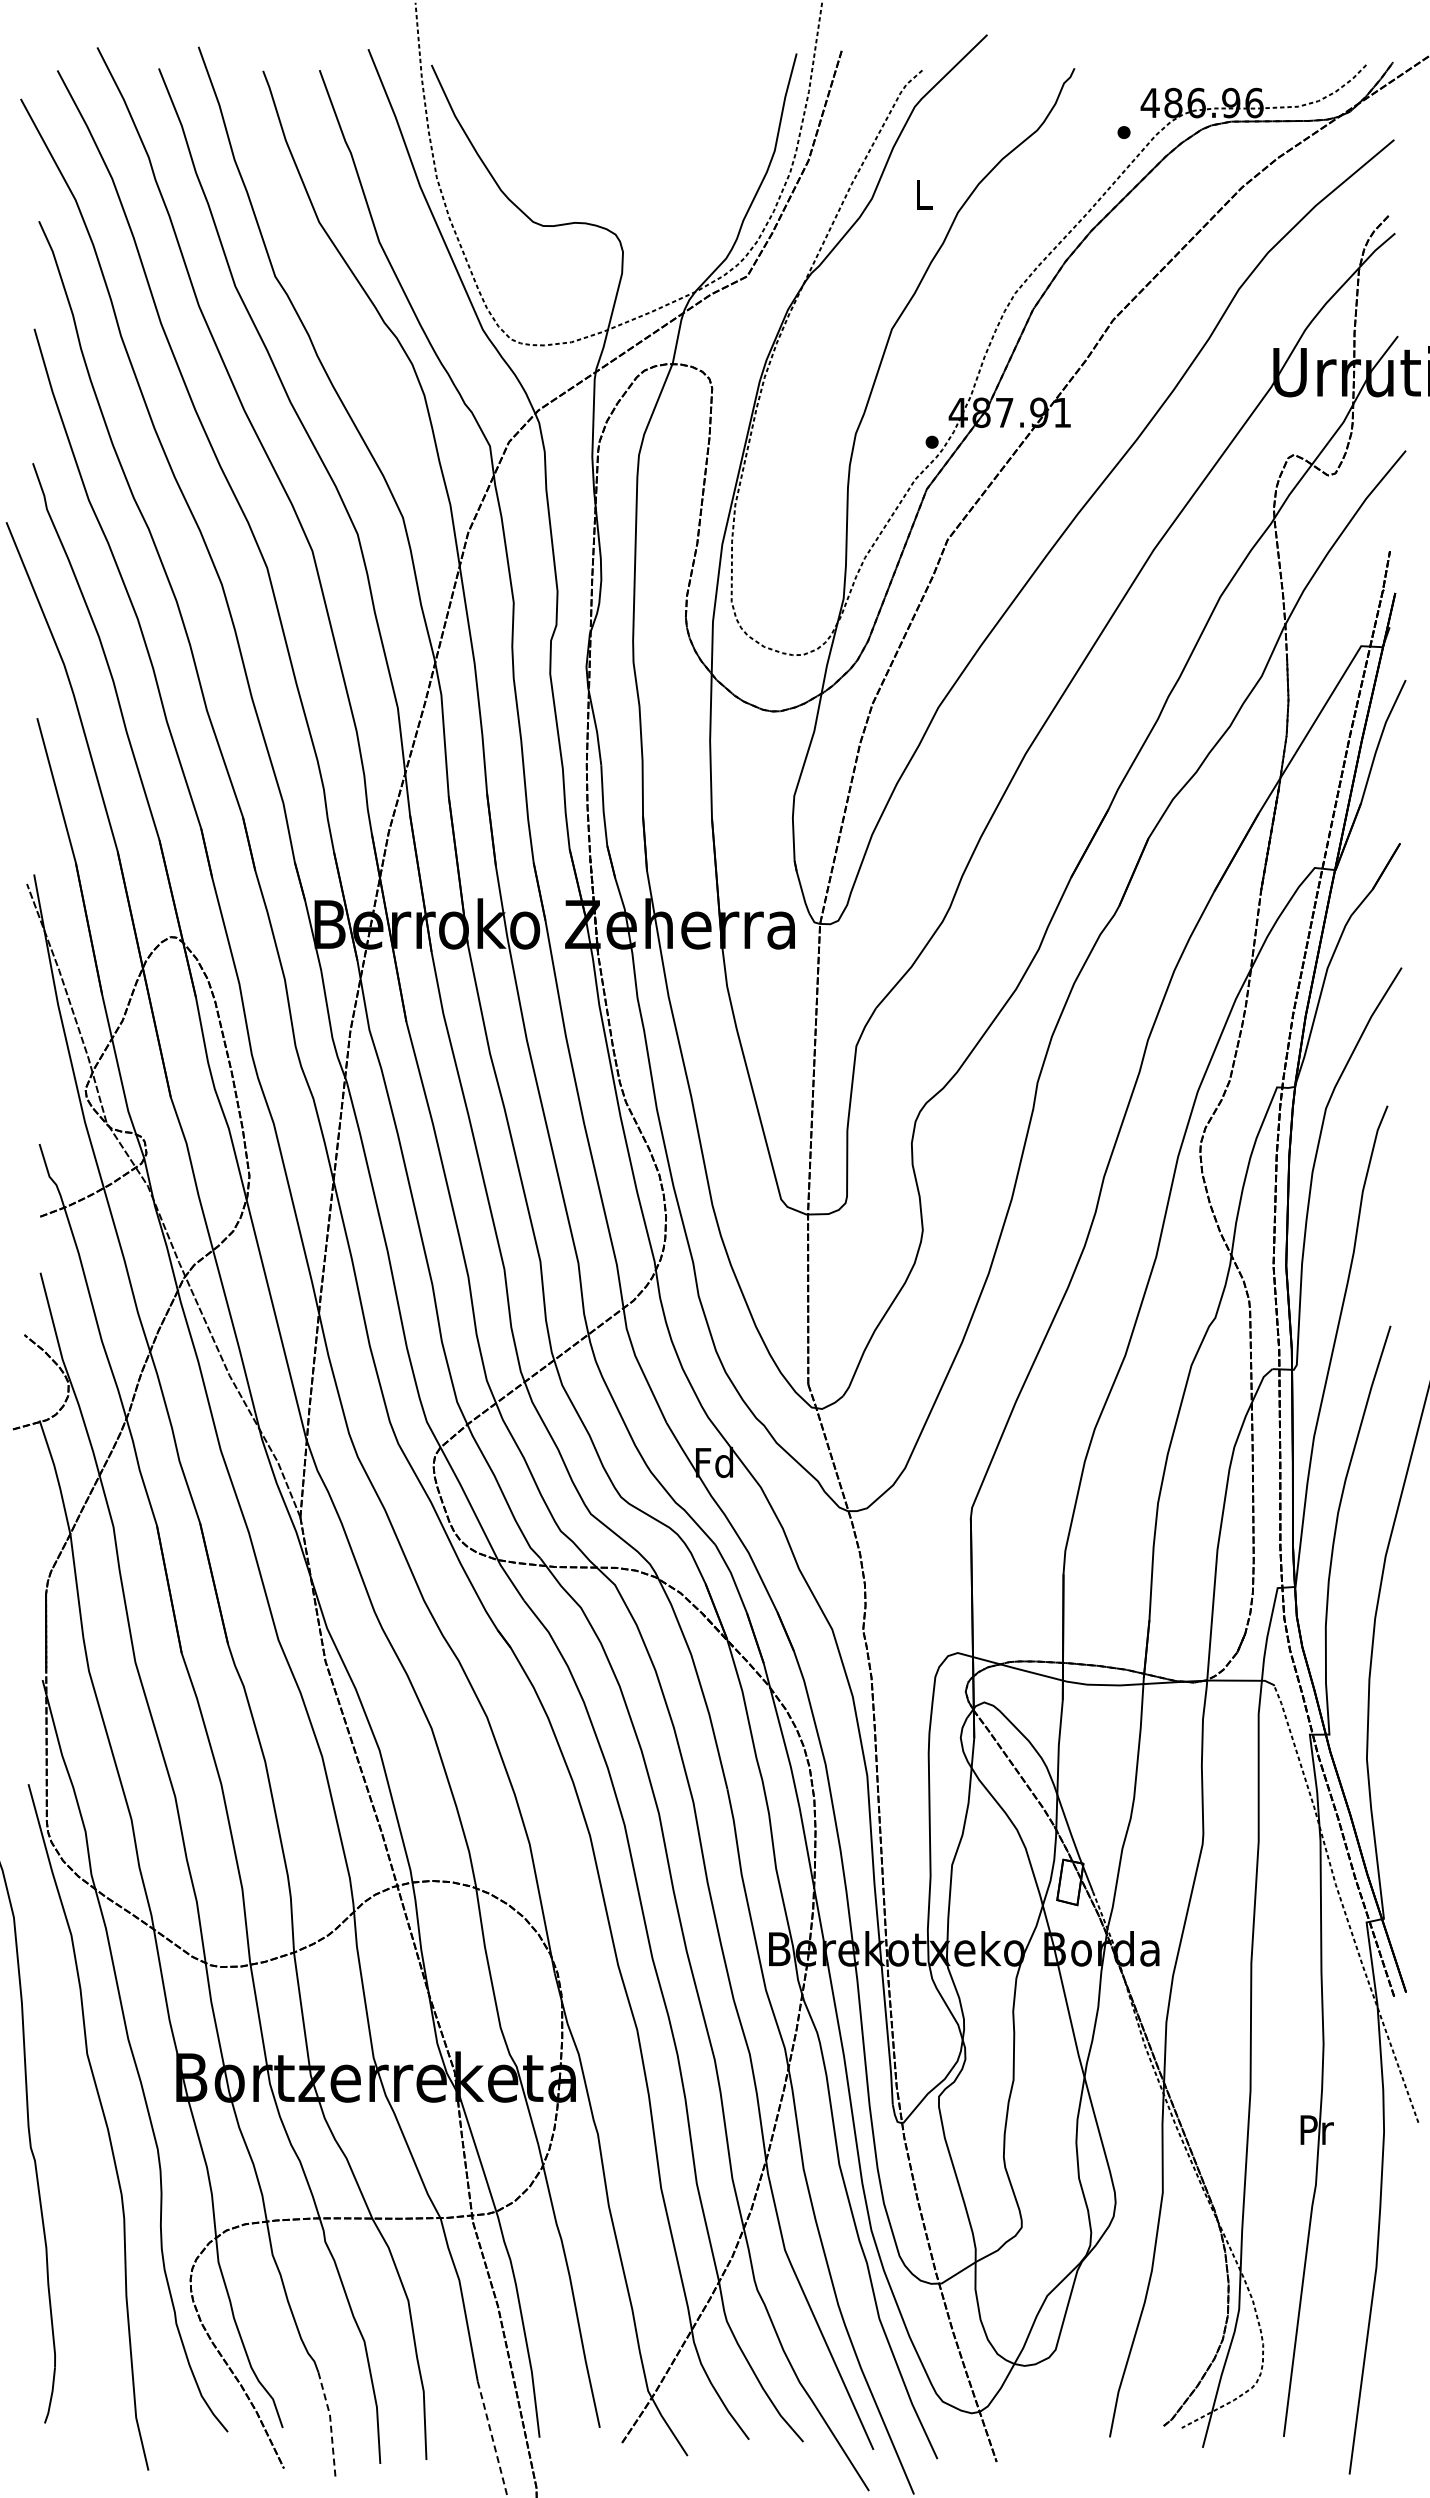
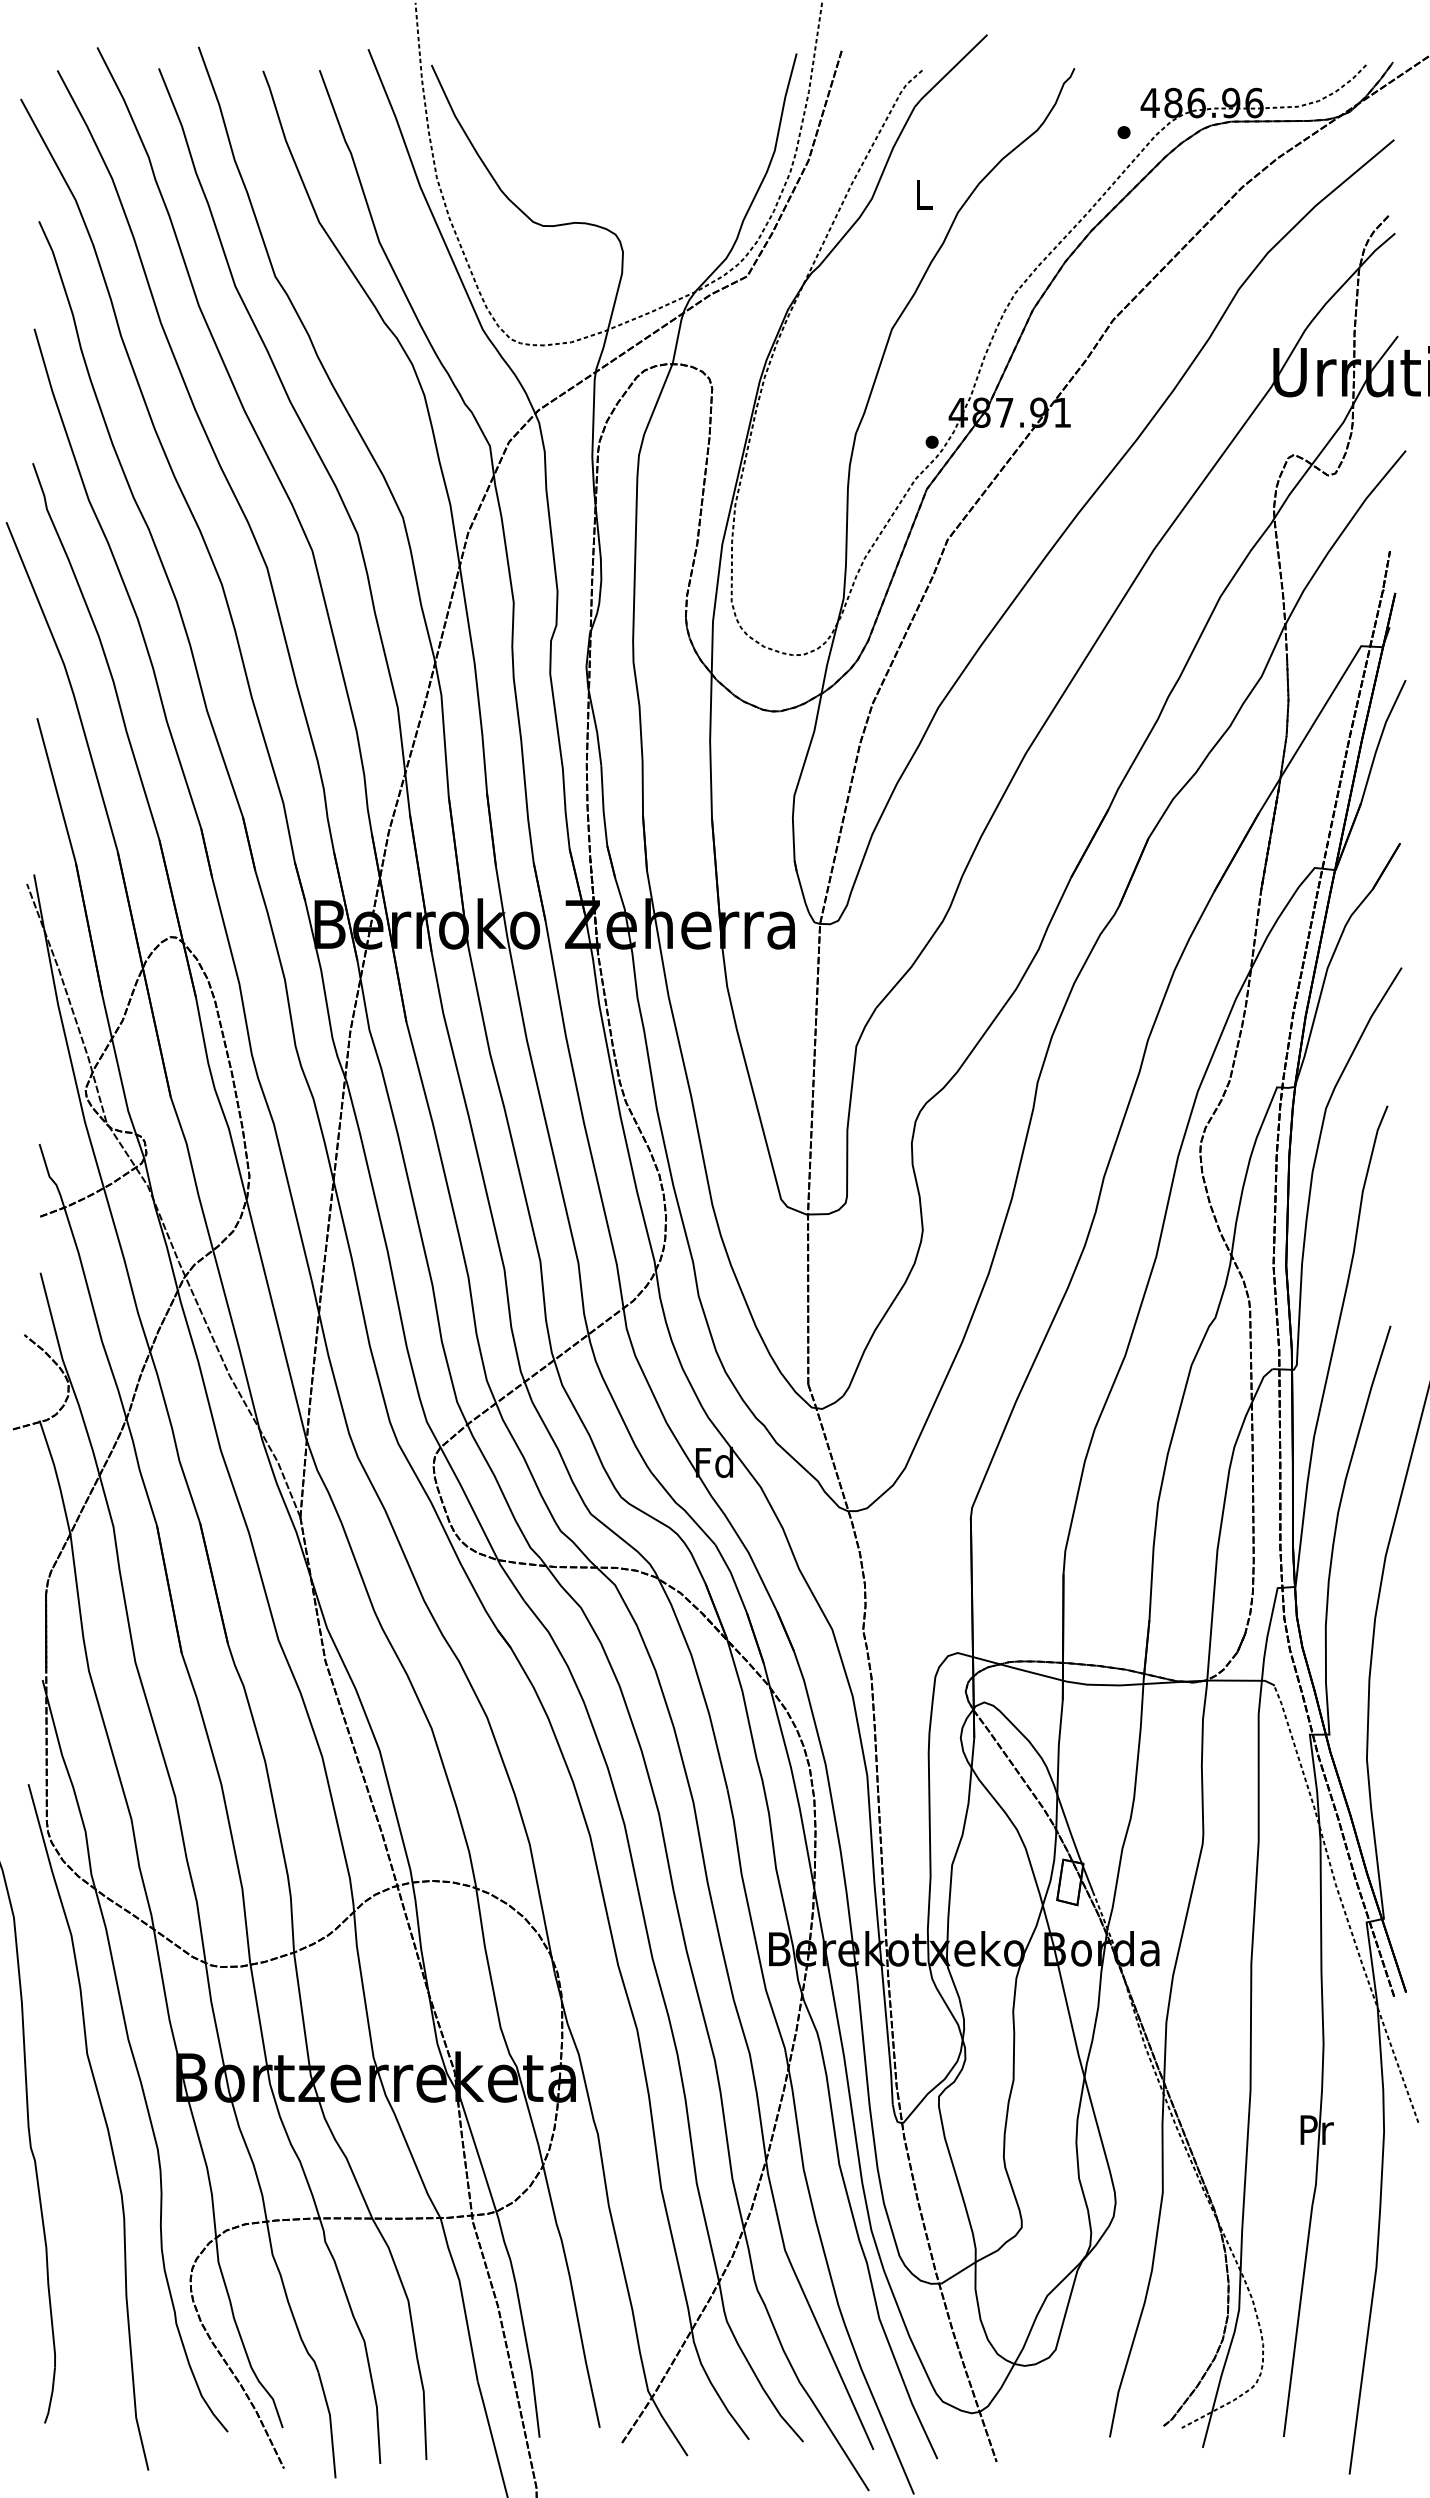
line: dashed -> solid (330, 2423)
line: dashed -> solid (492, 2438)
